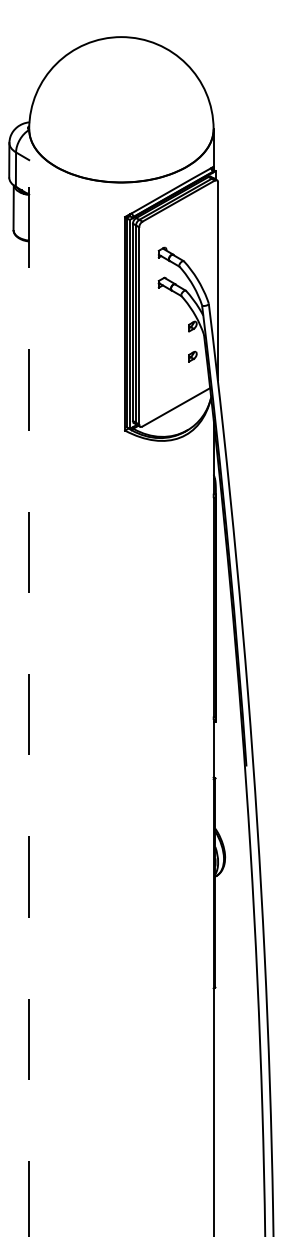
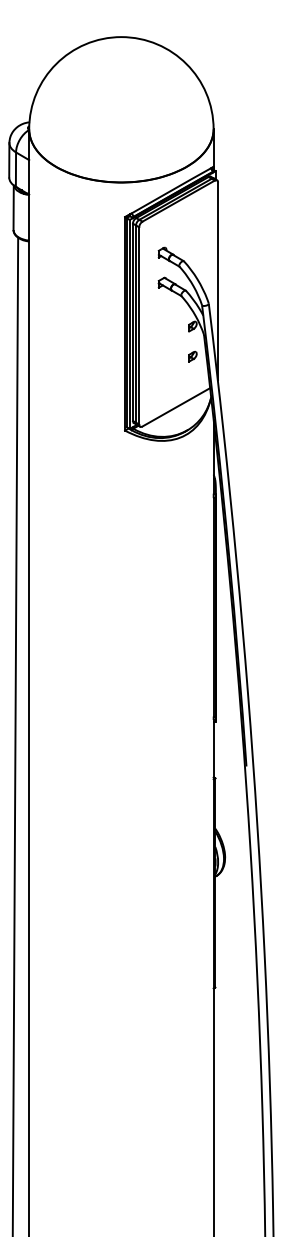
line: dashed -> solid (29, 683)
line: none -> present (15, 735)
